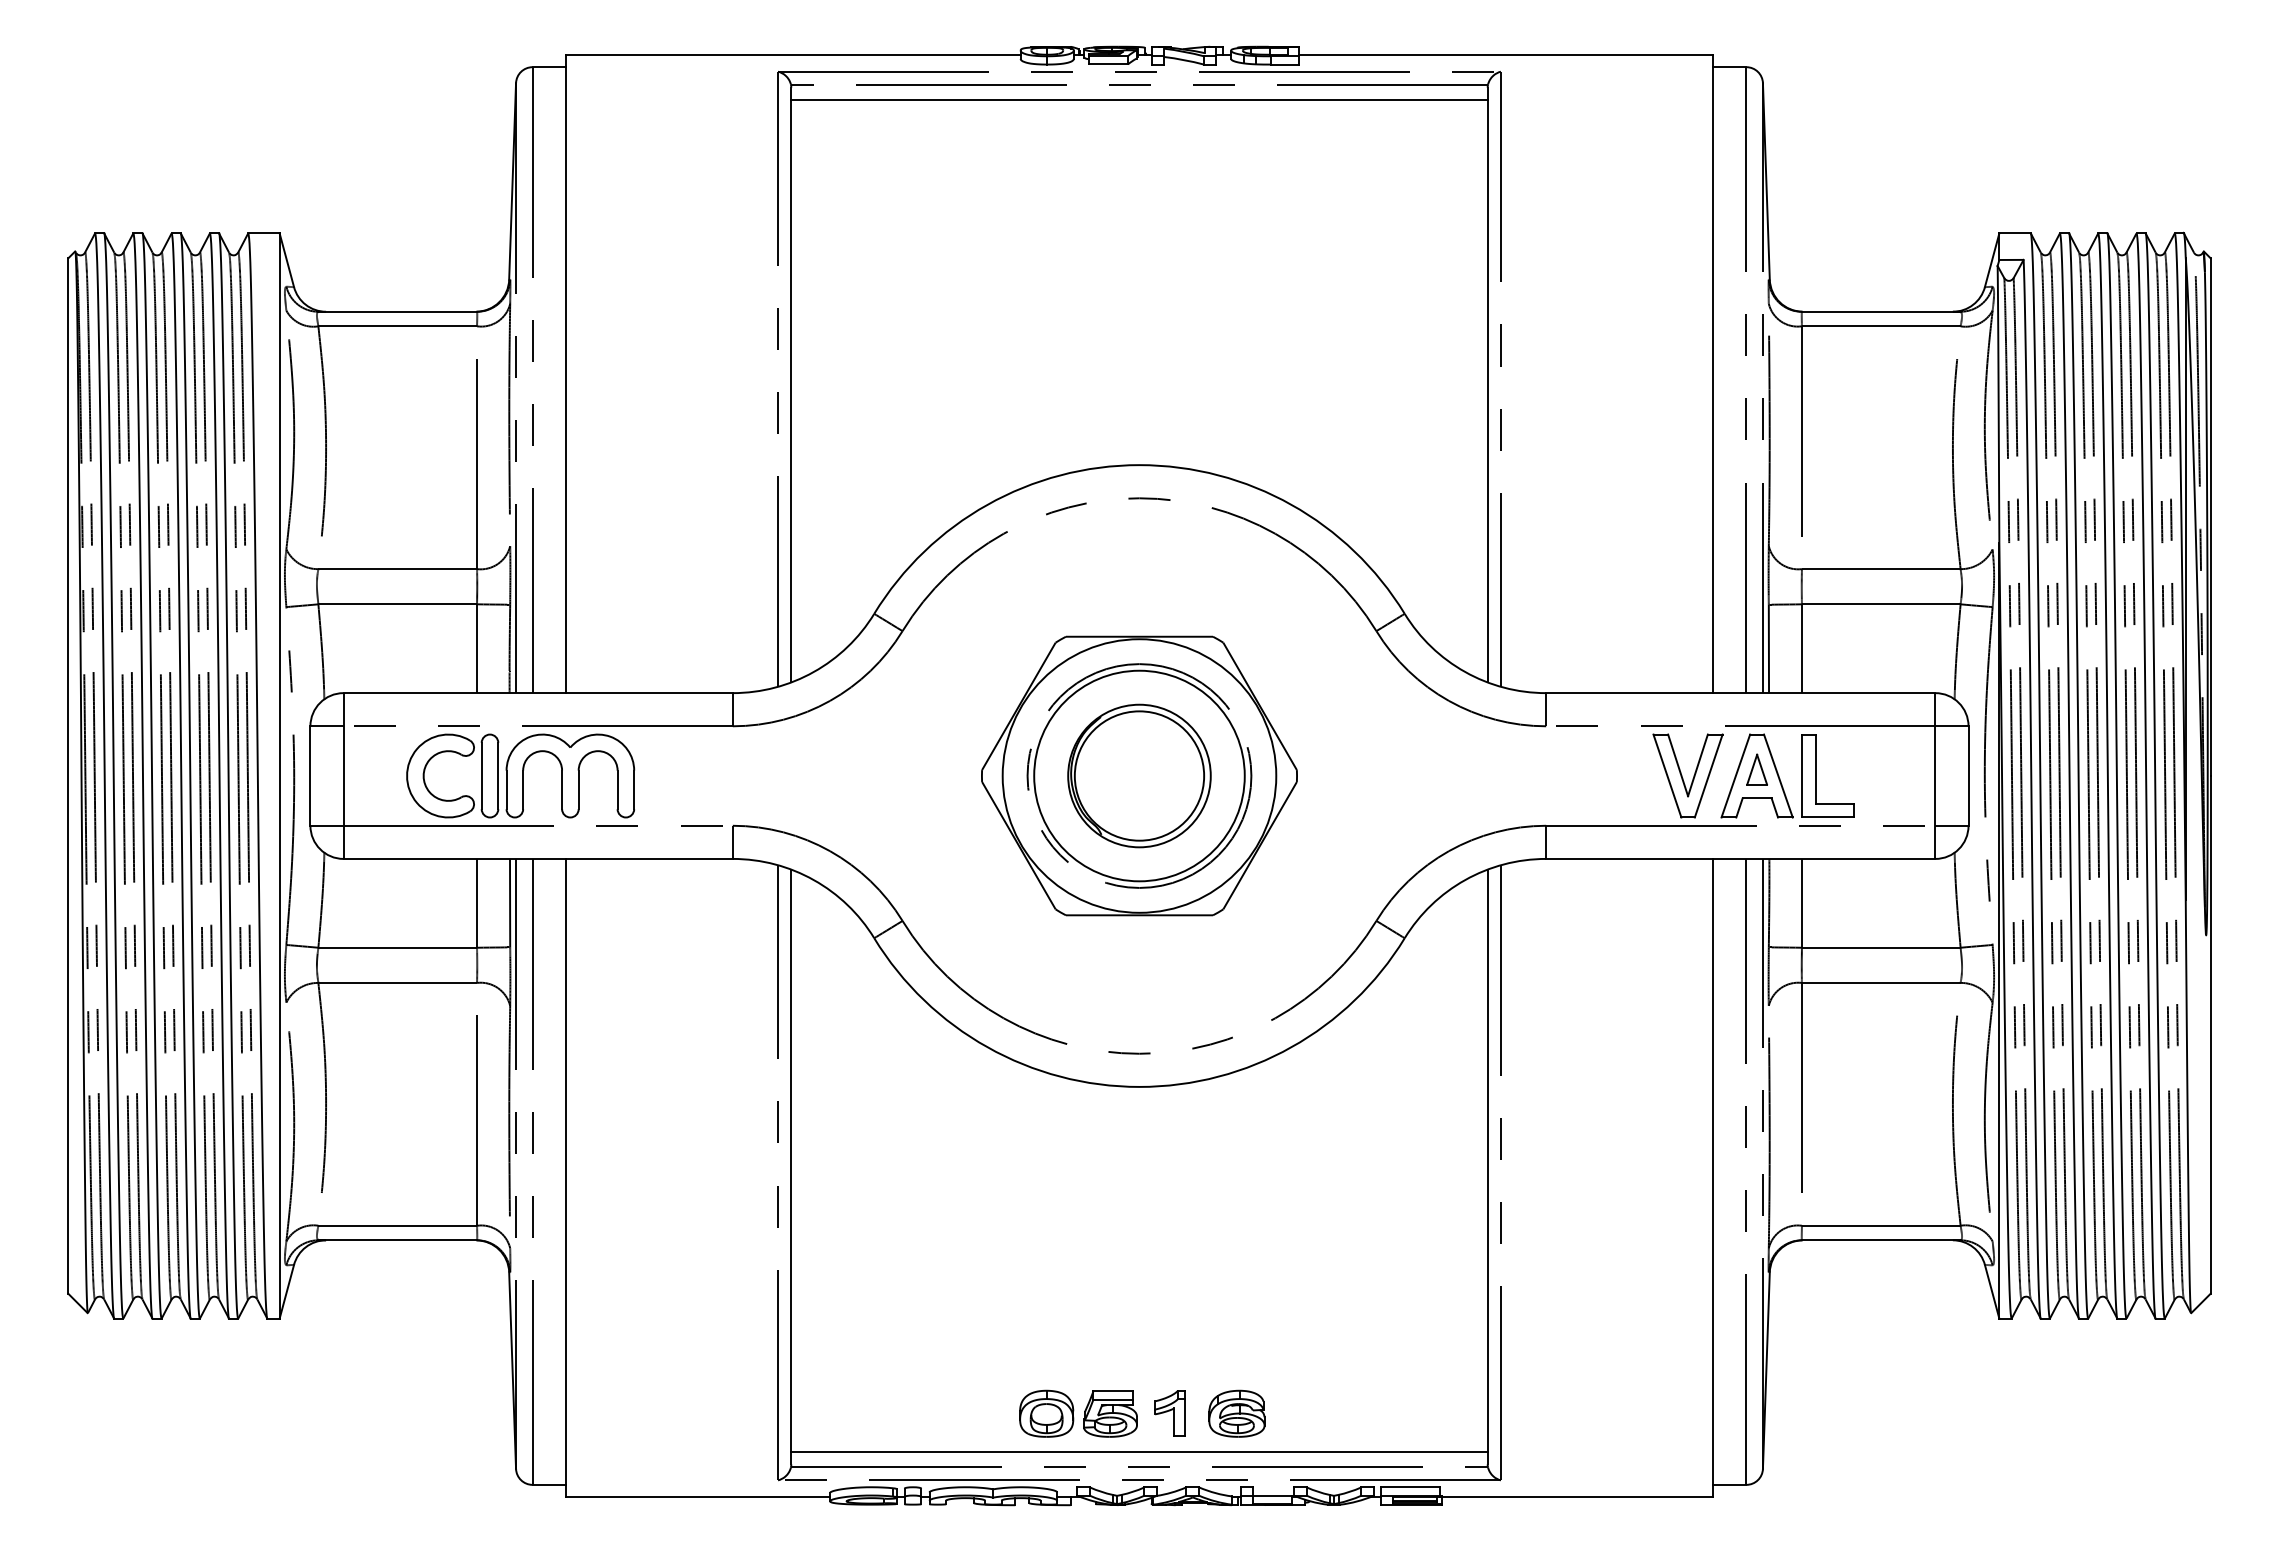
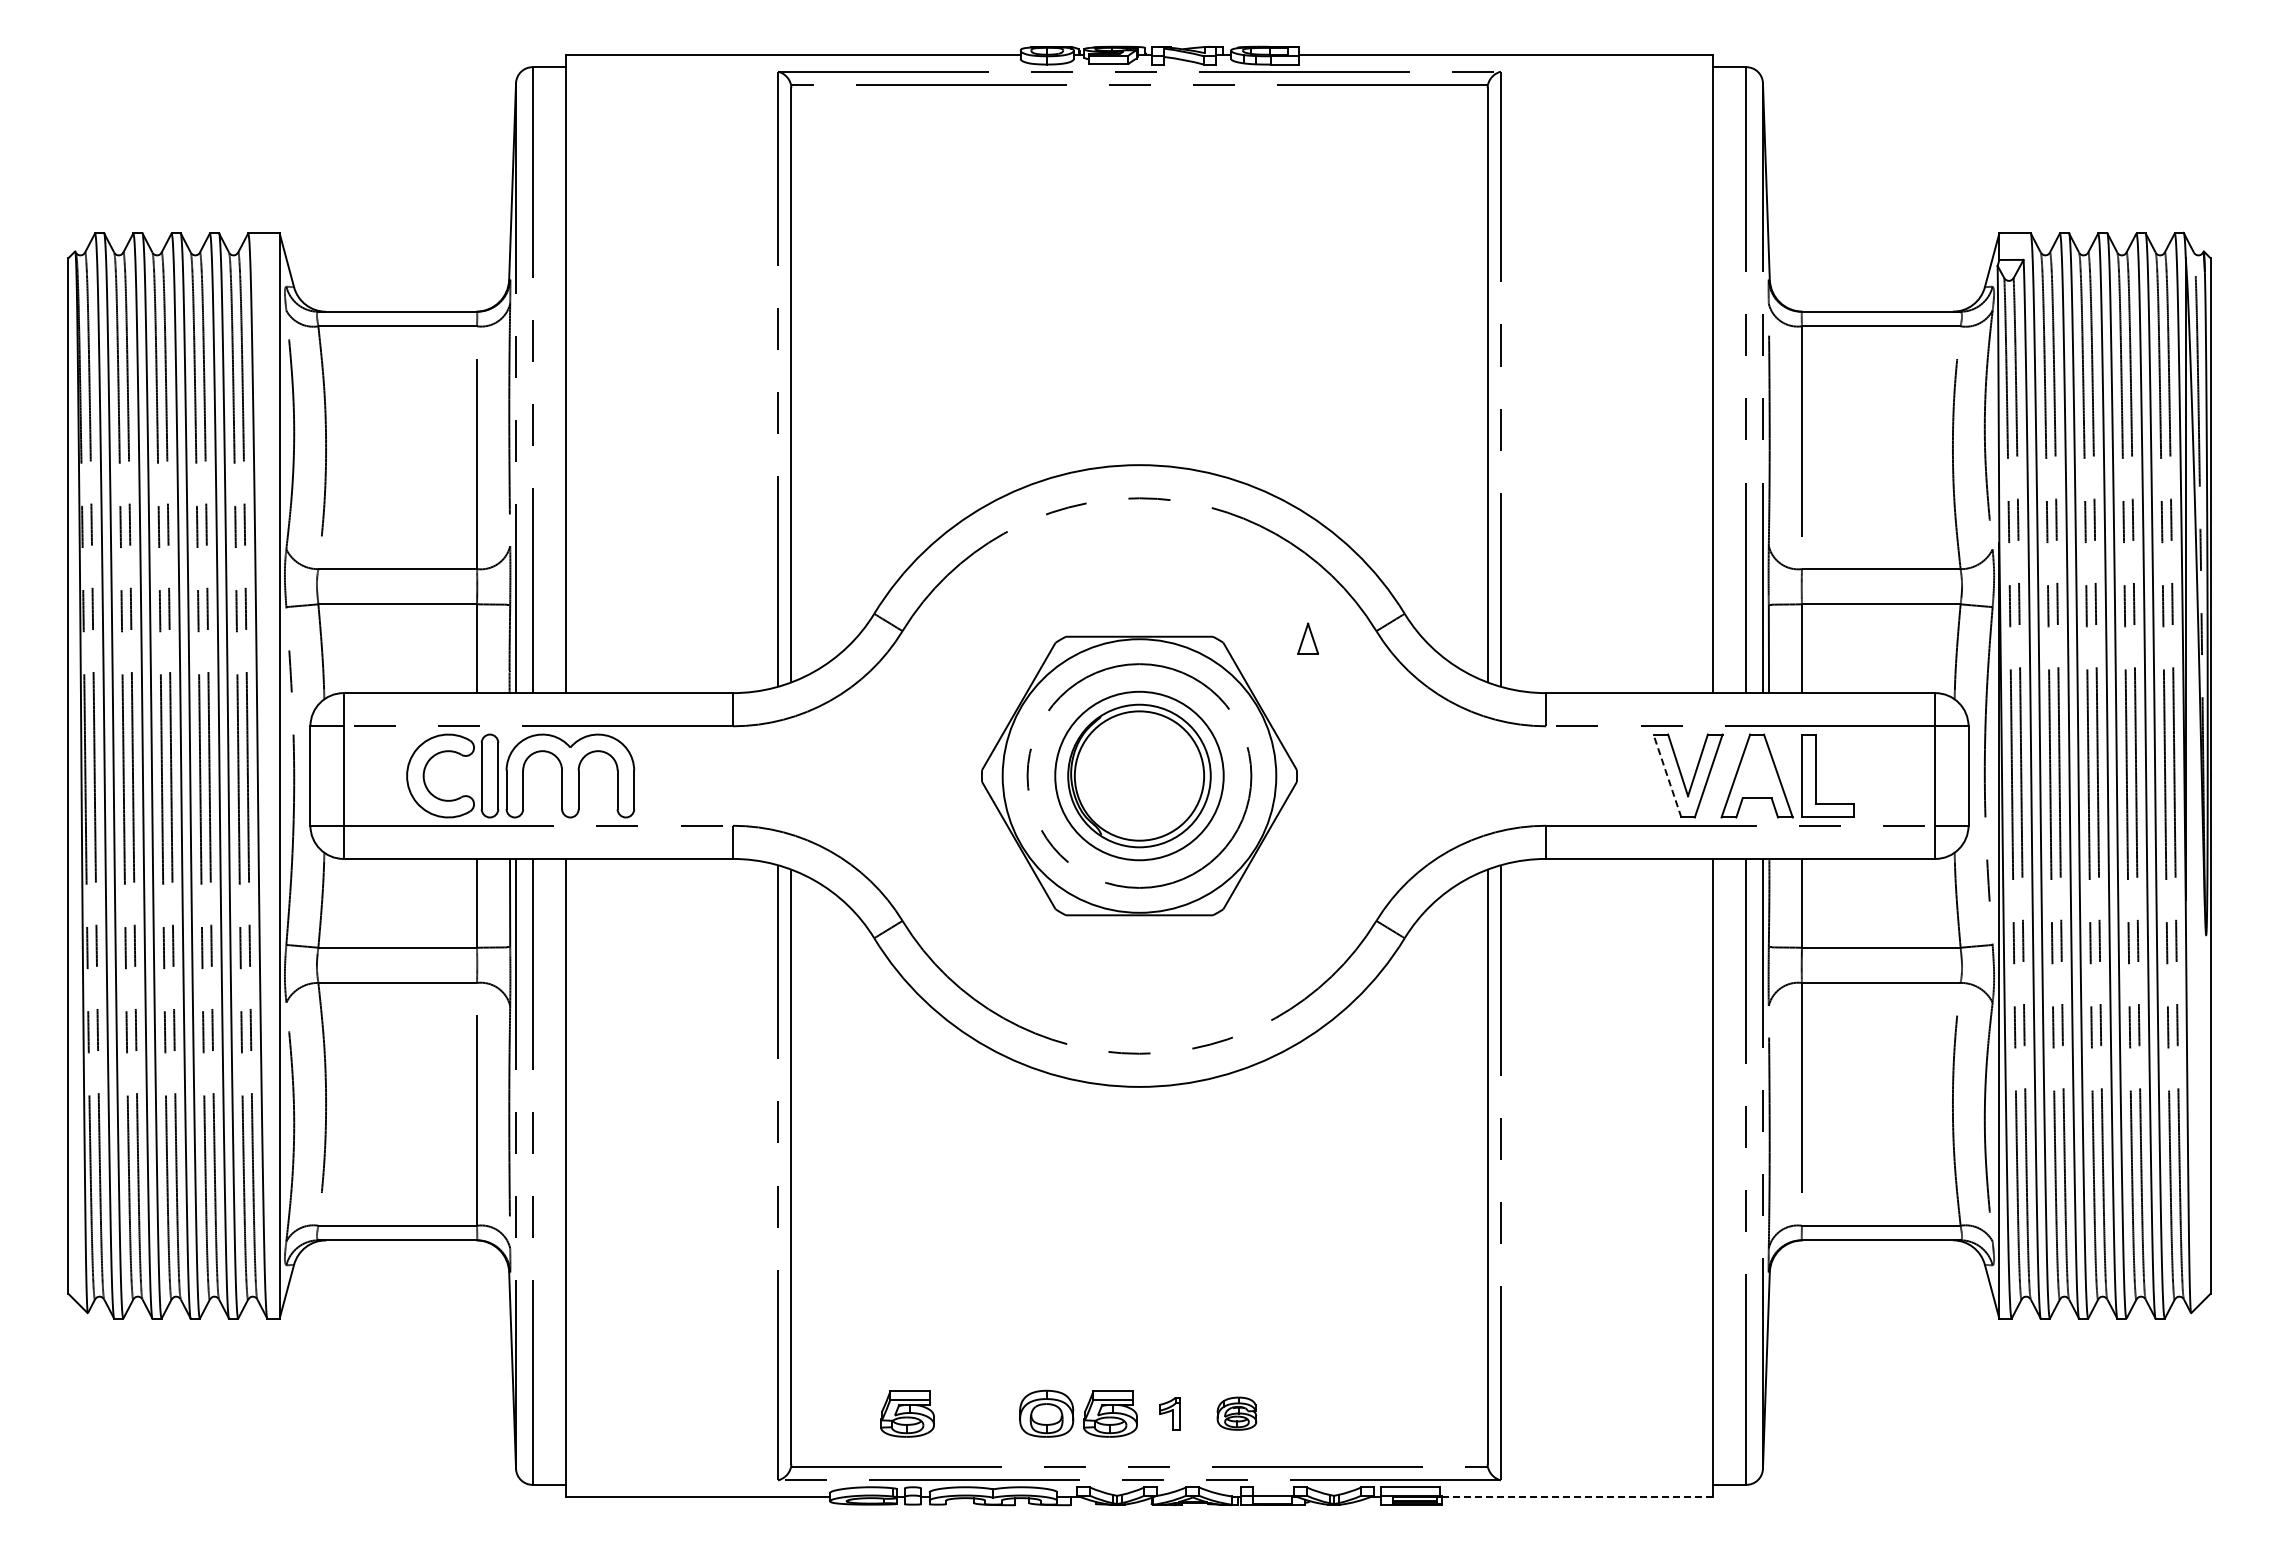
line: present -> none (1139, 99)
part position: (1756, 769) -> (1307, 638) (1307, 638)
circle diameter: 211 px -> 168 px (1139, 775)
line: solid -> dashed (1667, 776)
part: none -> present (907, 1413)
part size: 32x47 px -> 22x34 px (1169, 1413)
part size: 58x49 px -> 42x35 px (1236, 1413)
line: present -> none (1139, 1452)
line: solid -> dashed (1577, 1497)
